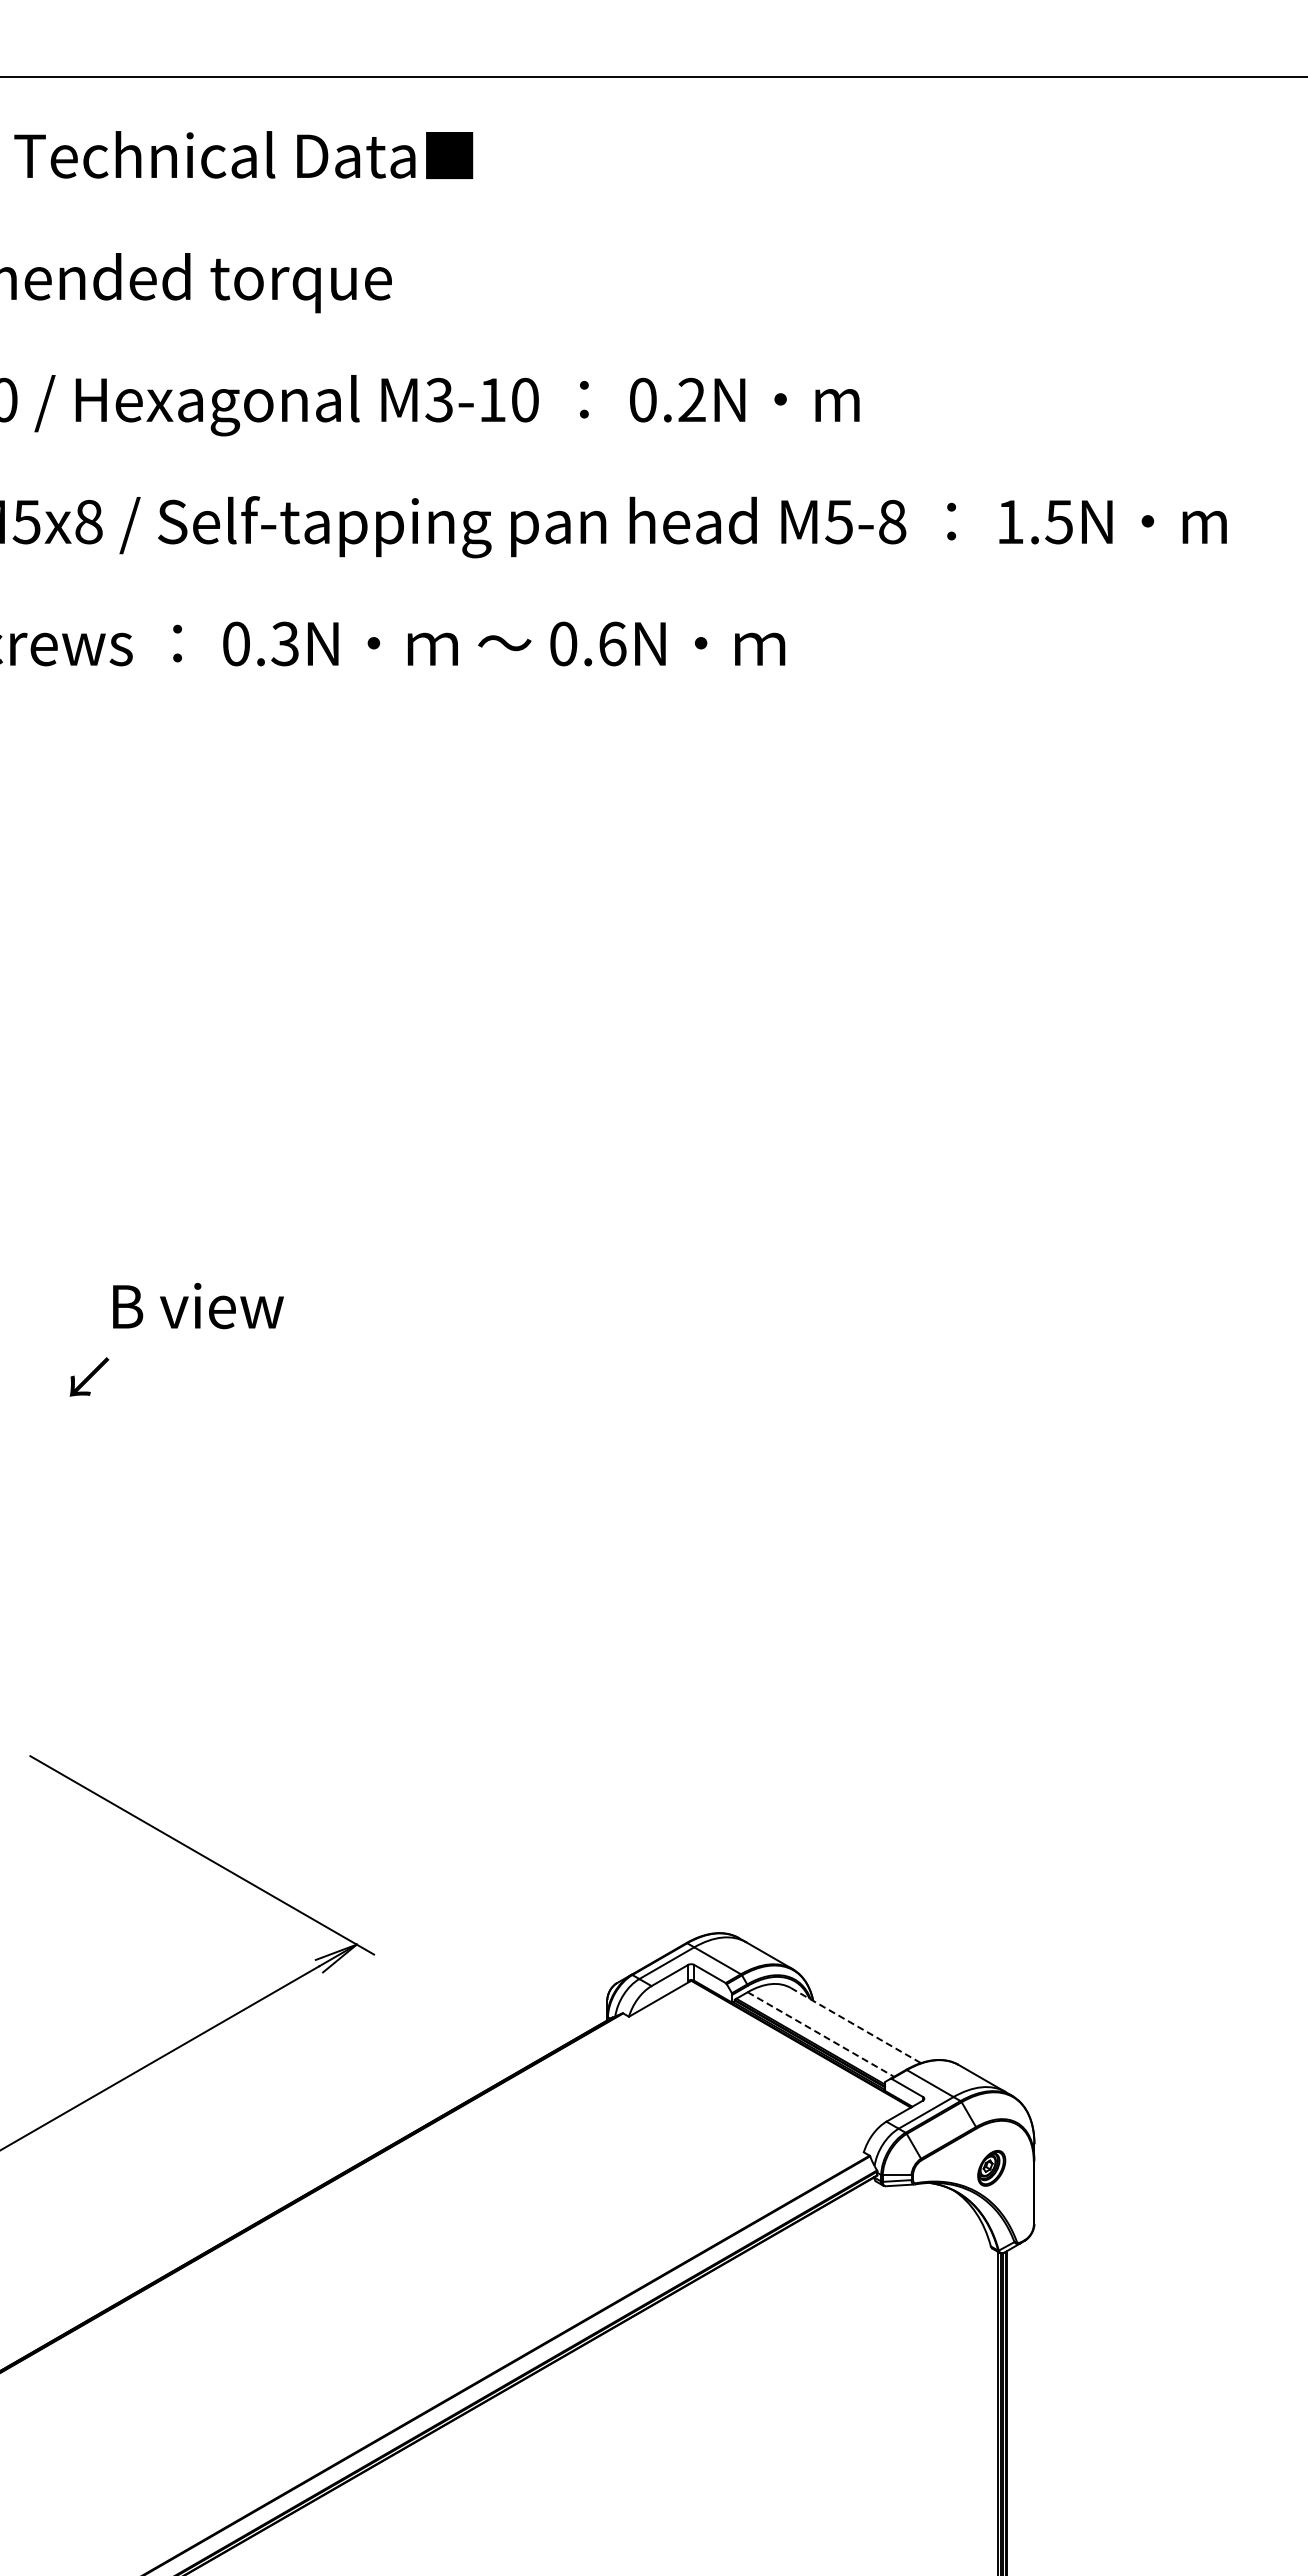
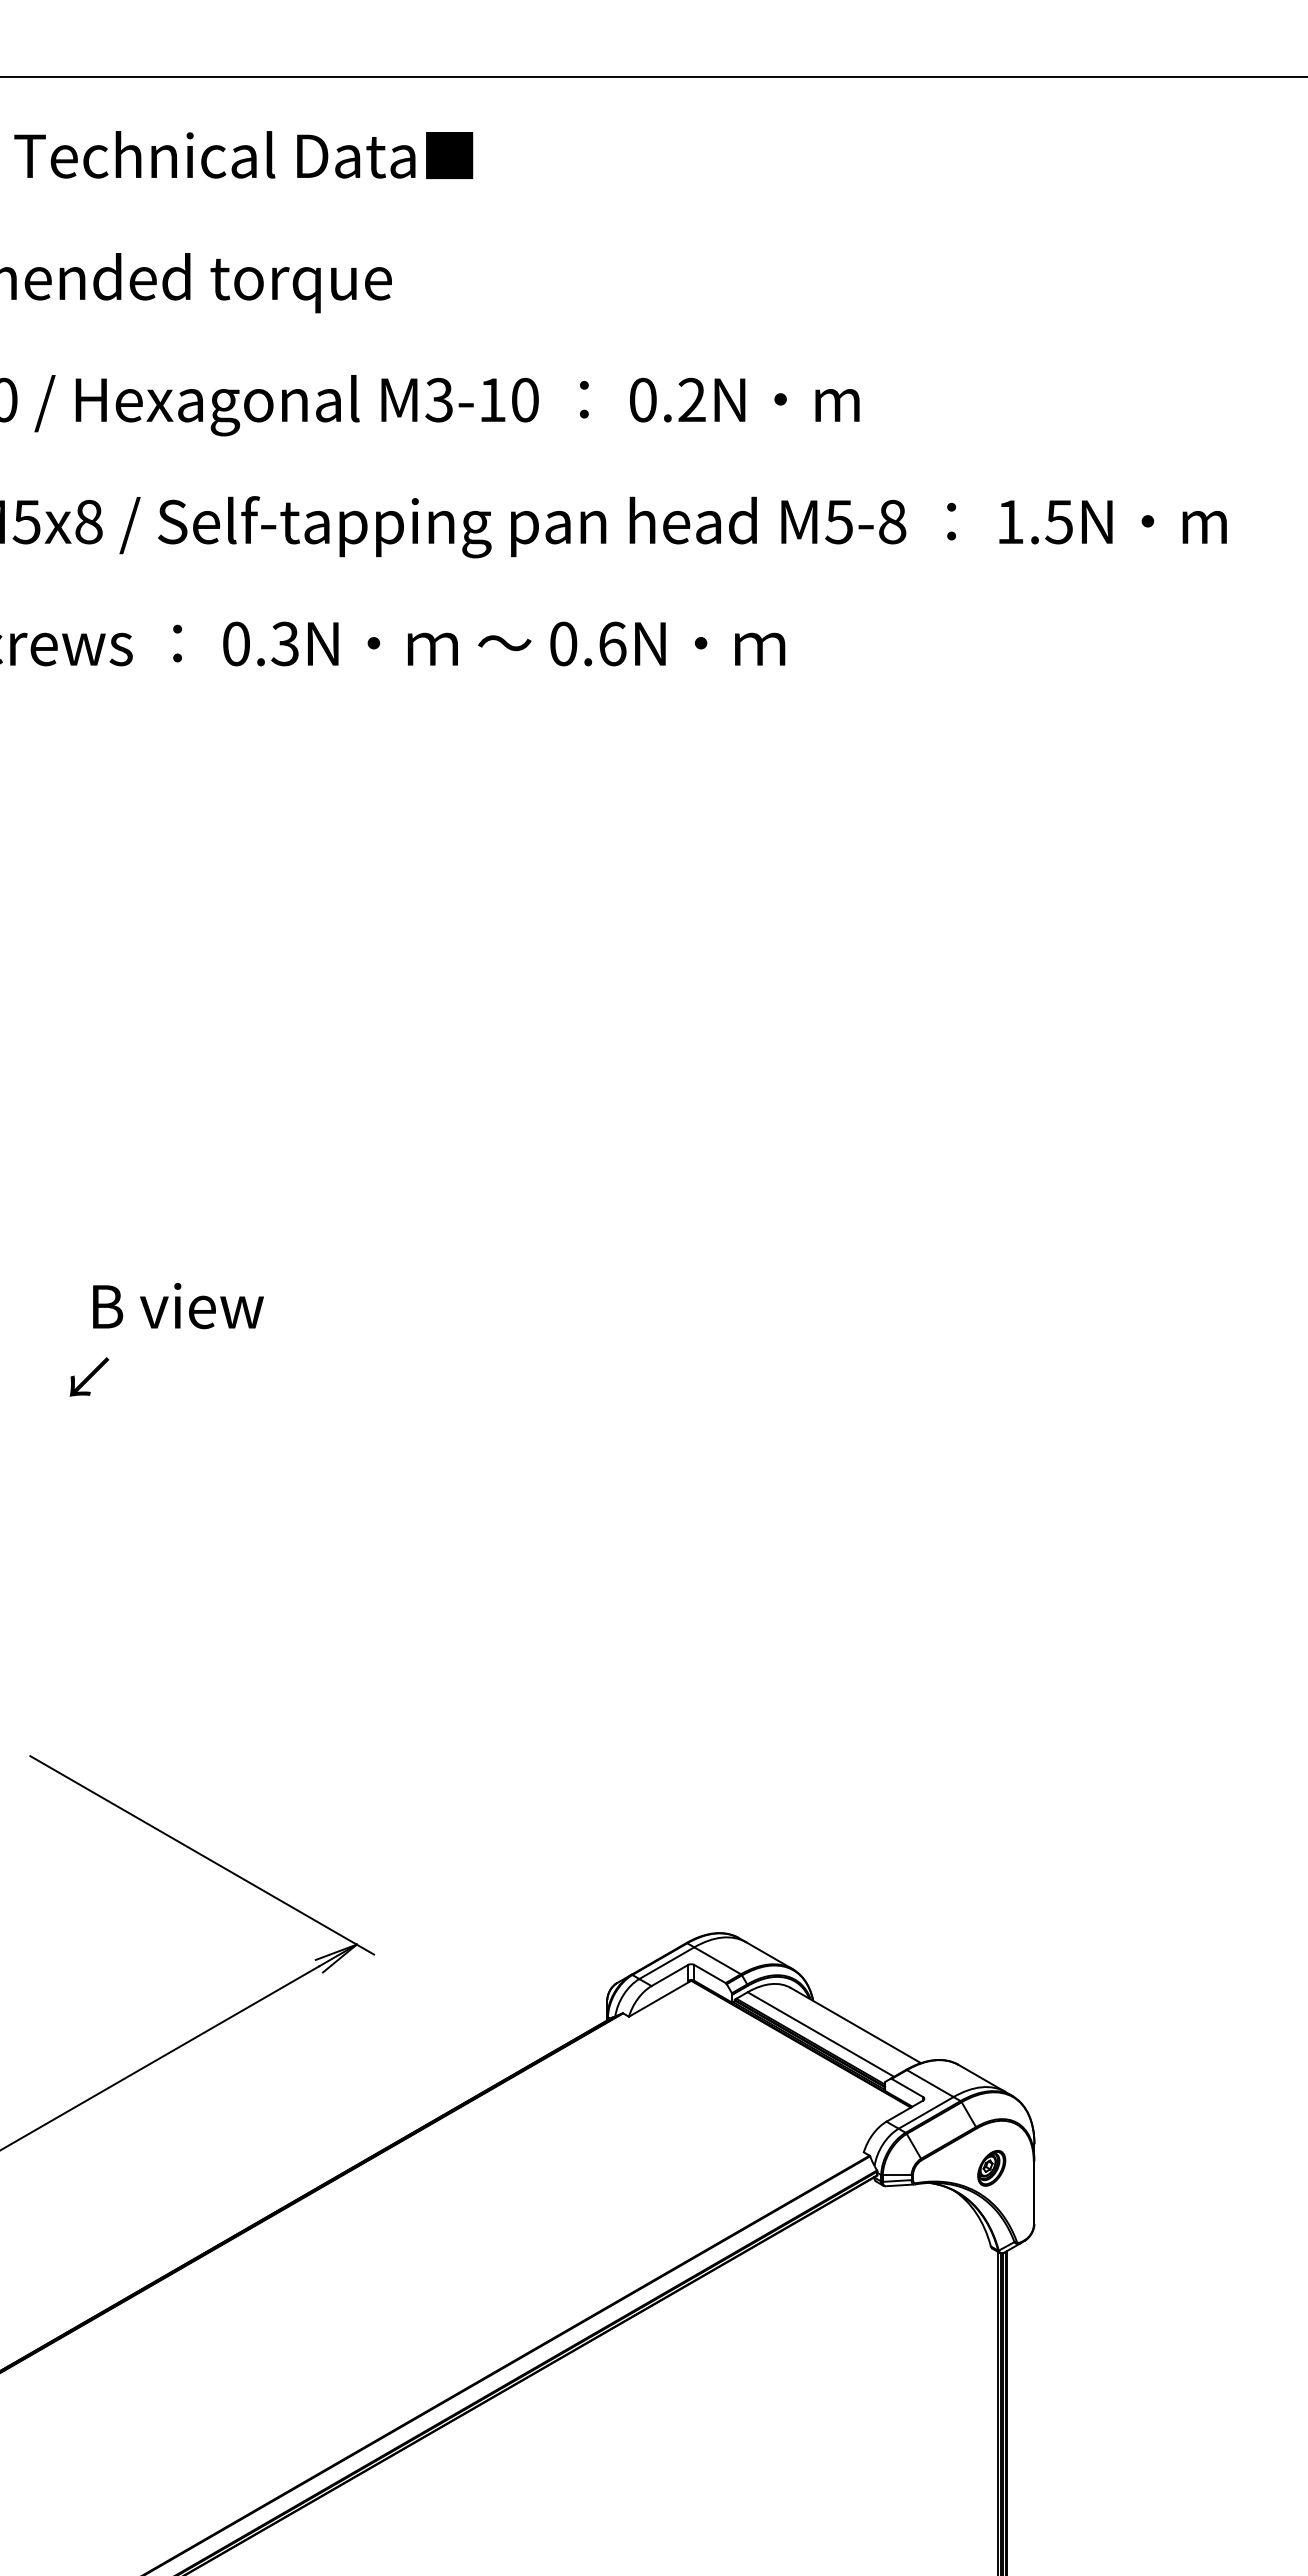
text position: (198, 1306) -> (178, 1306) (178, 1306)
line: dashed -> solid (856, 2025)
line: dashed -> solid (820, 2034)
